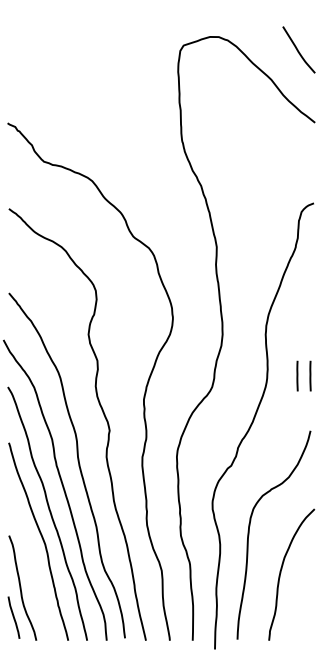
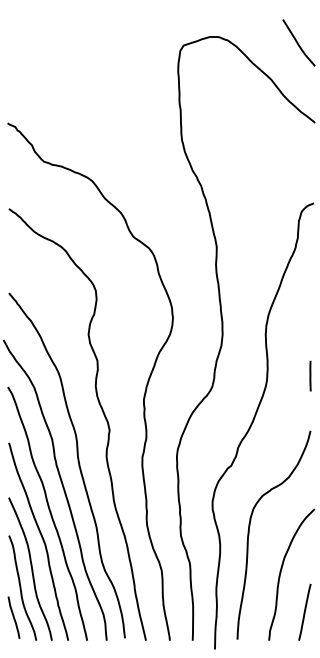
curve position: (298, 49) -> (298, 42) (298, 42)
line: present -> none (297, 375)
curve: none -> present (31, 568)
line: none -> present (304, 611)
